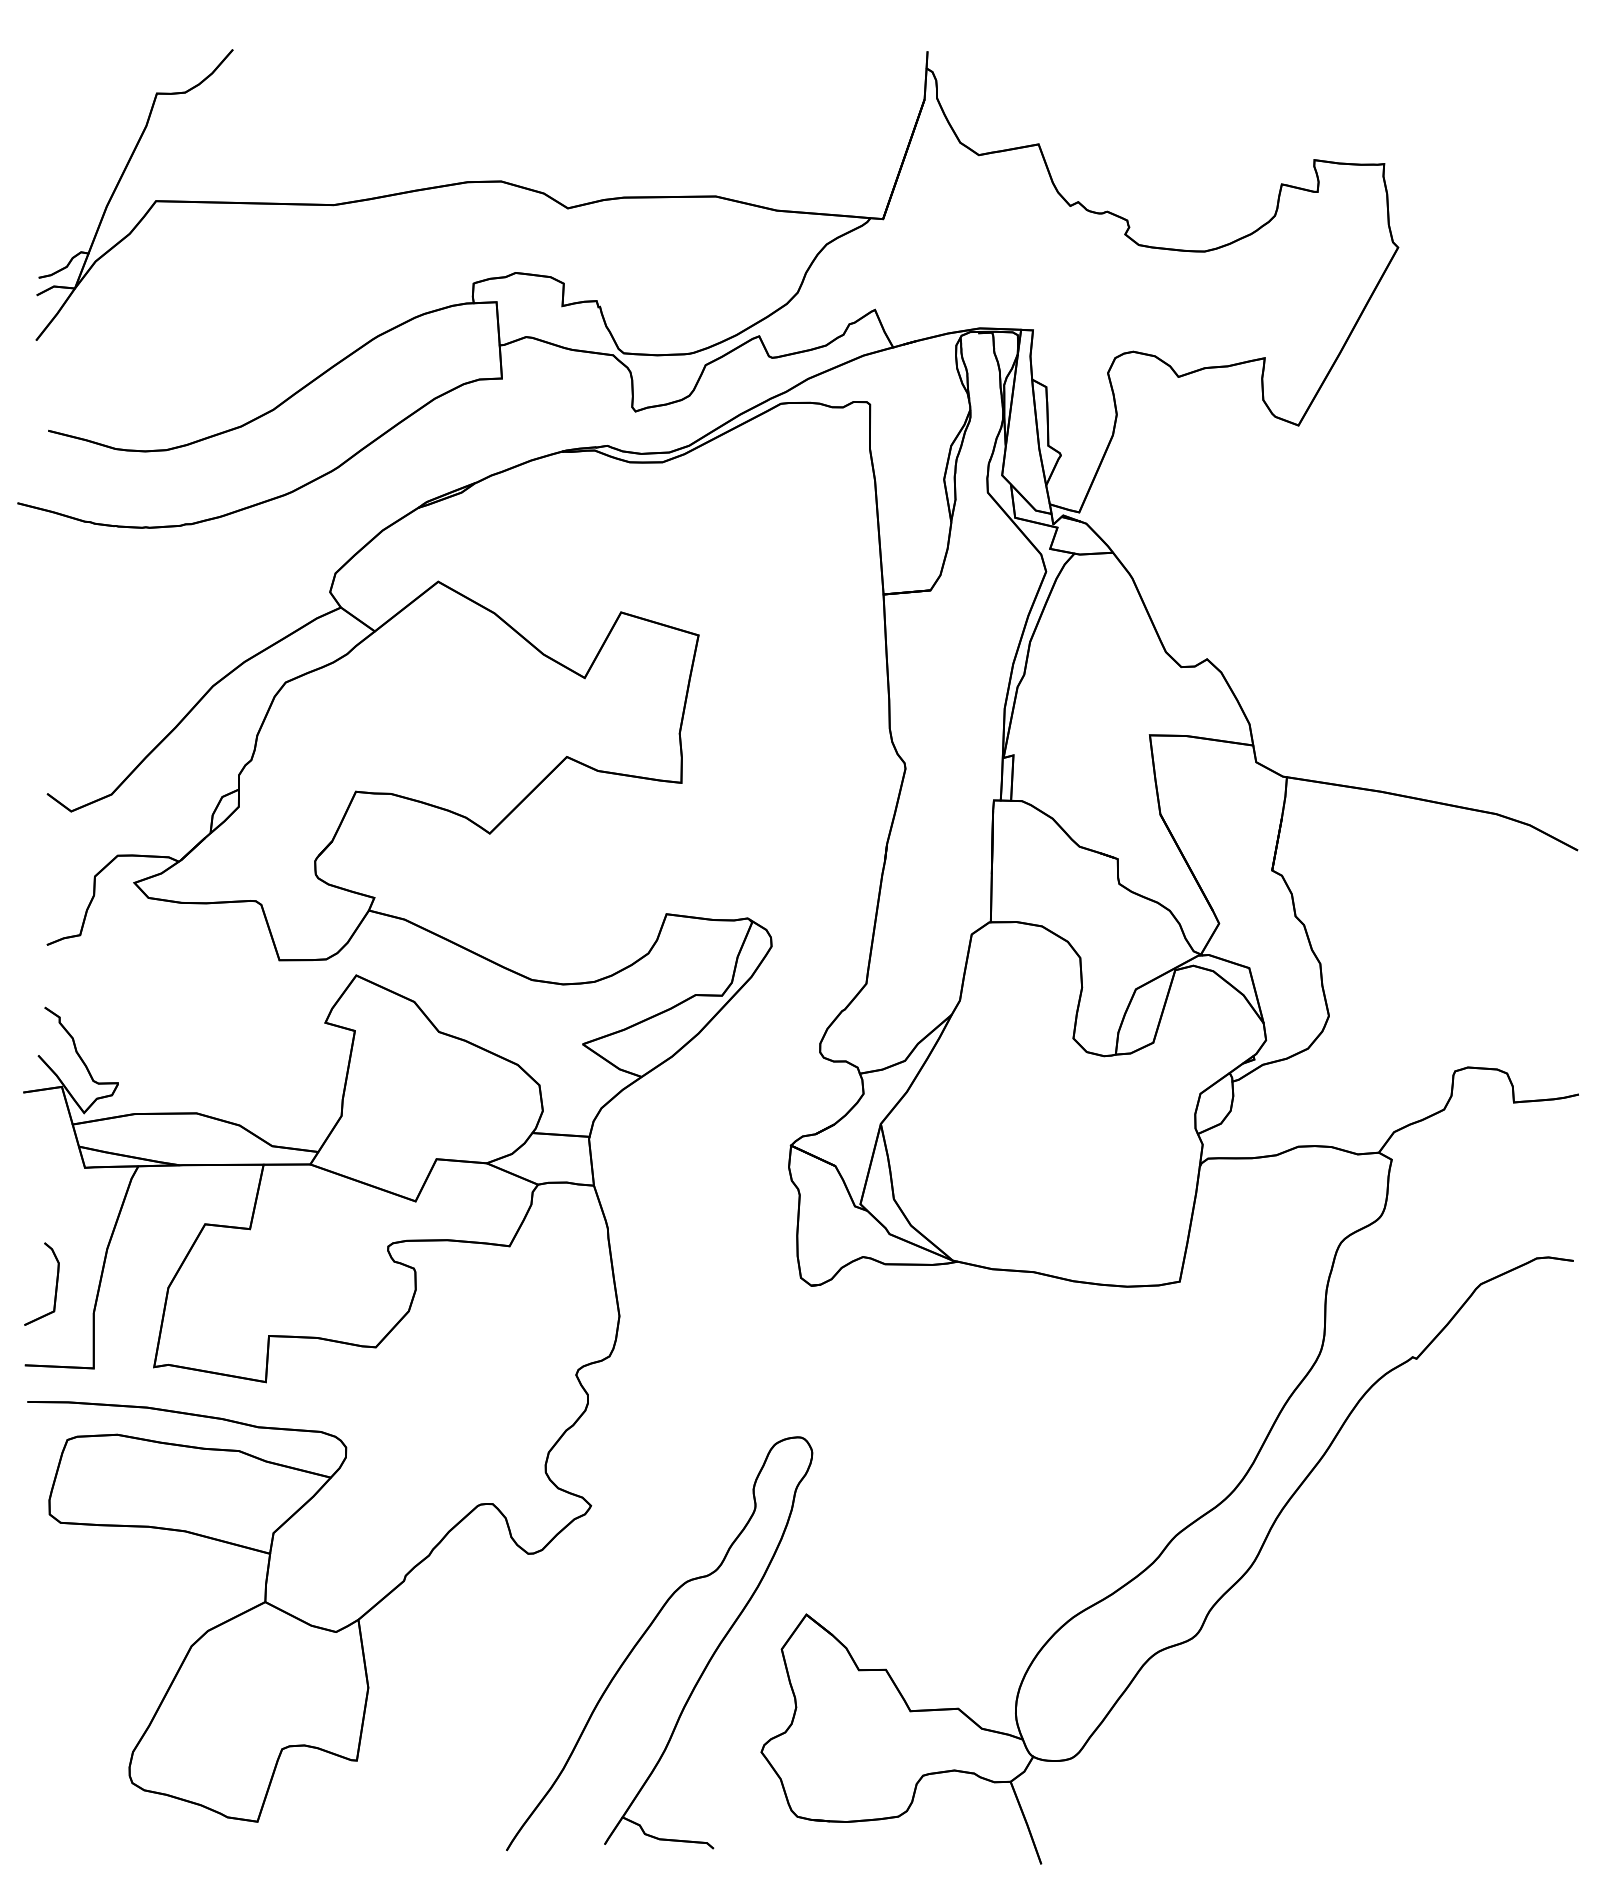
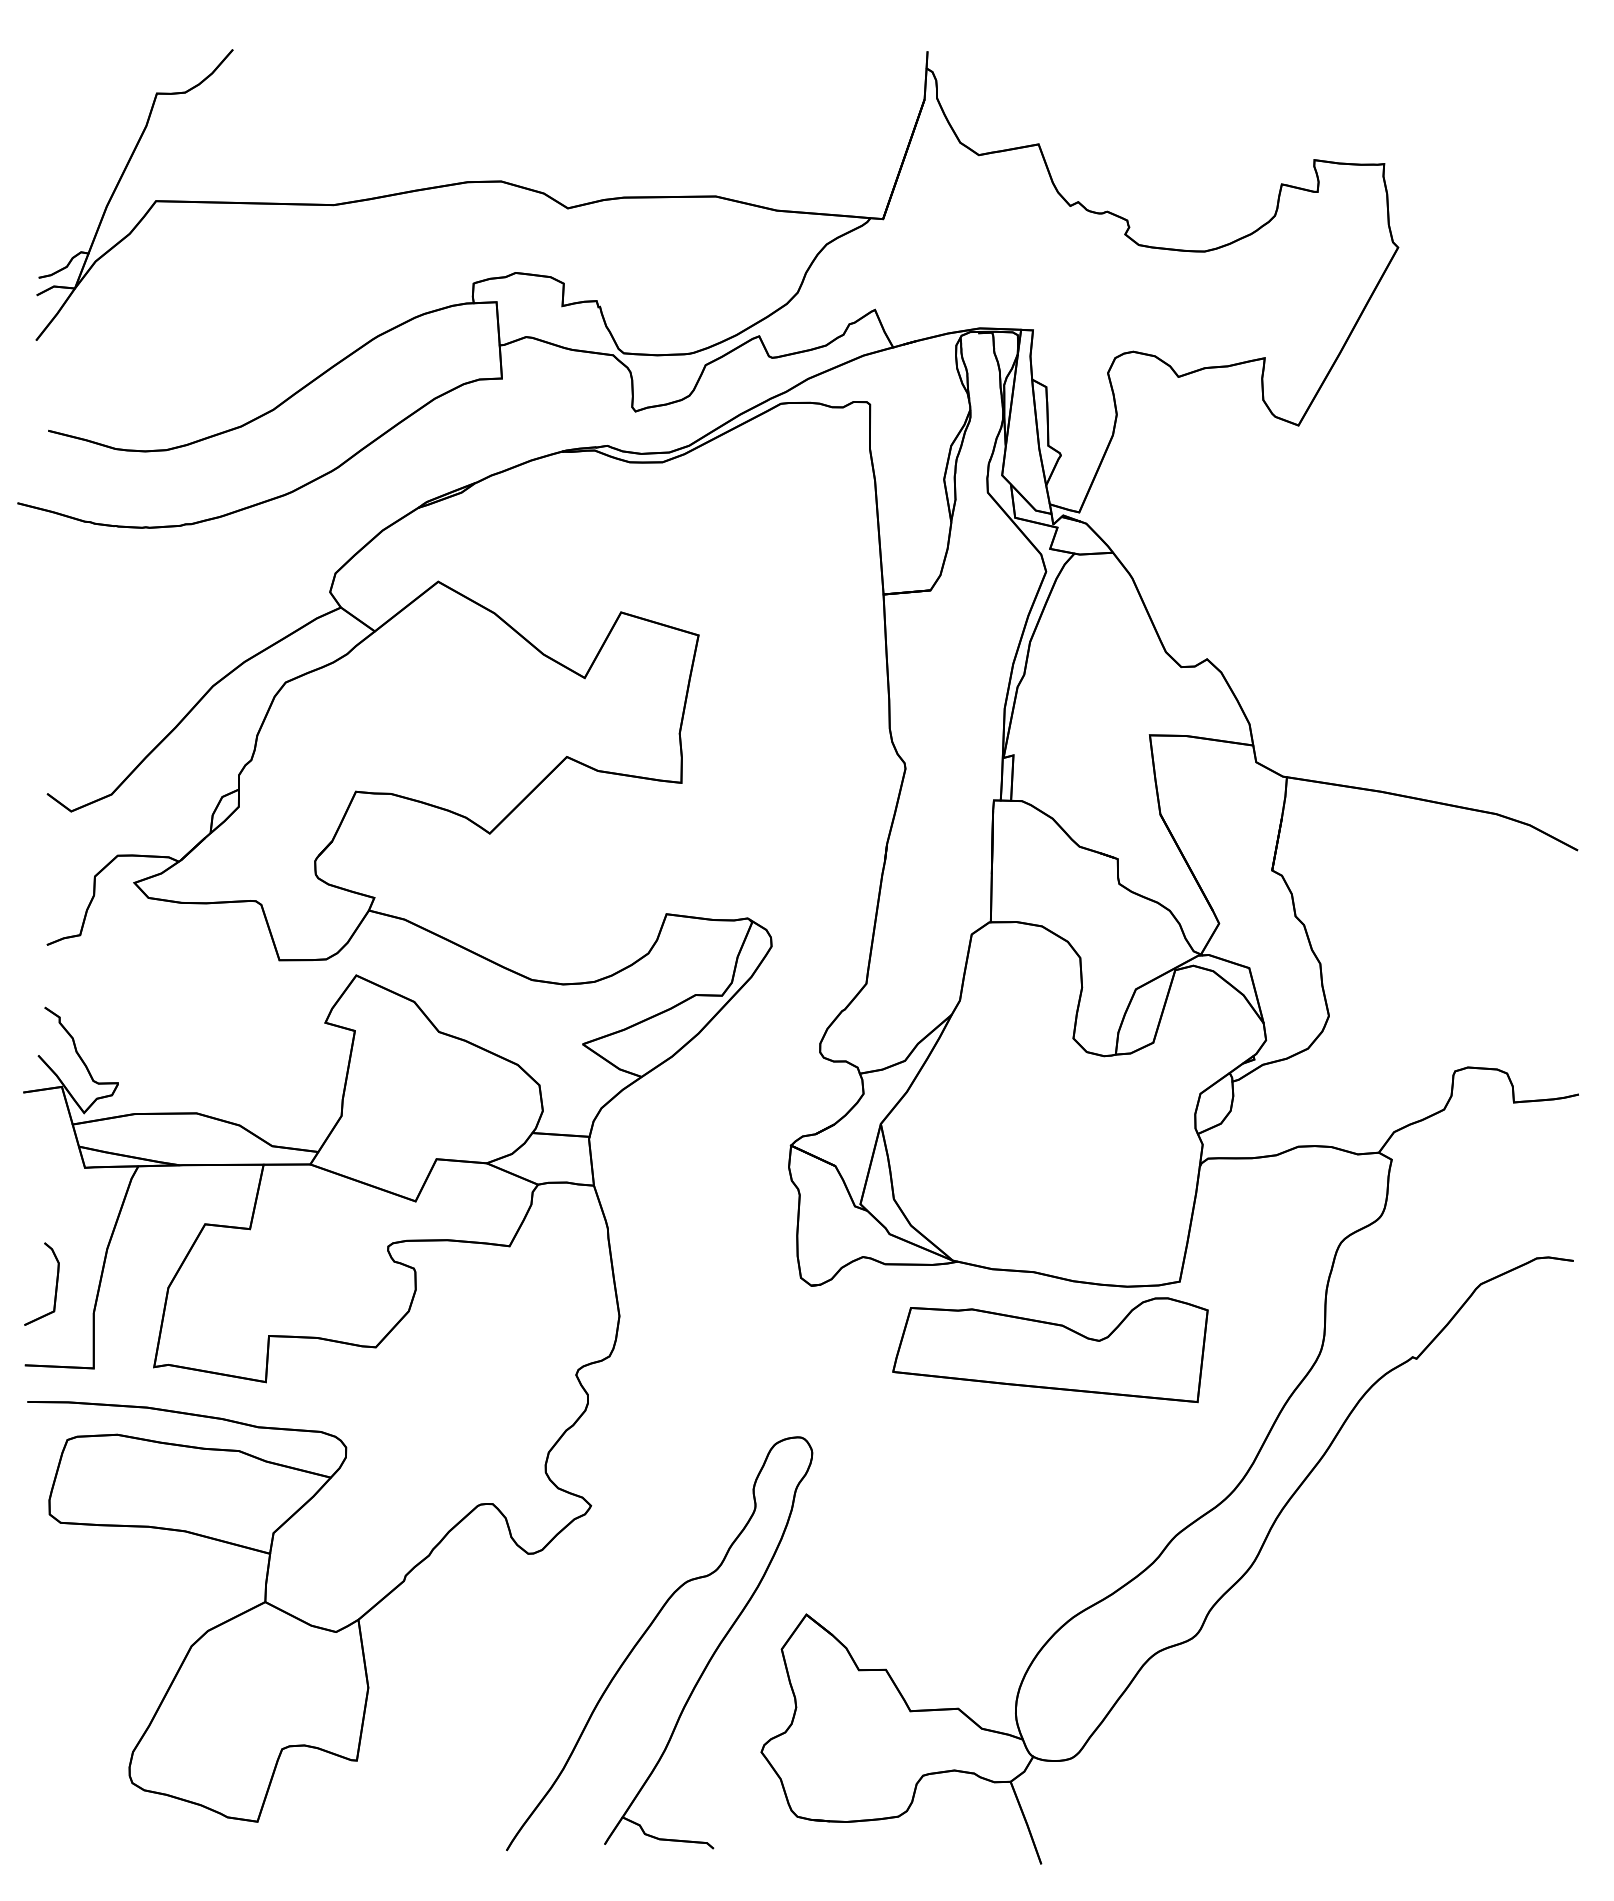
part: none -> present (1050, 1349)
